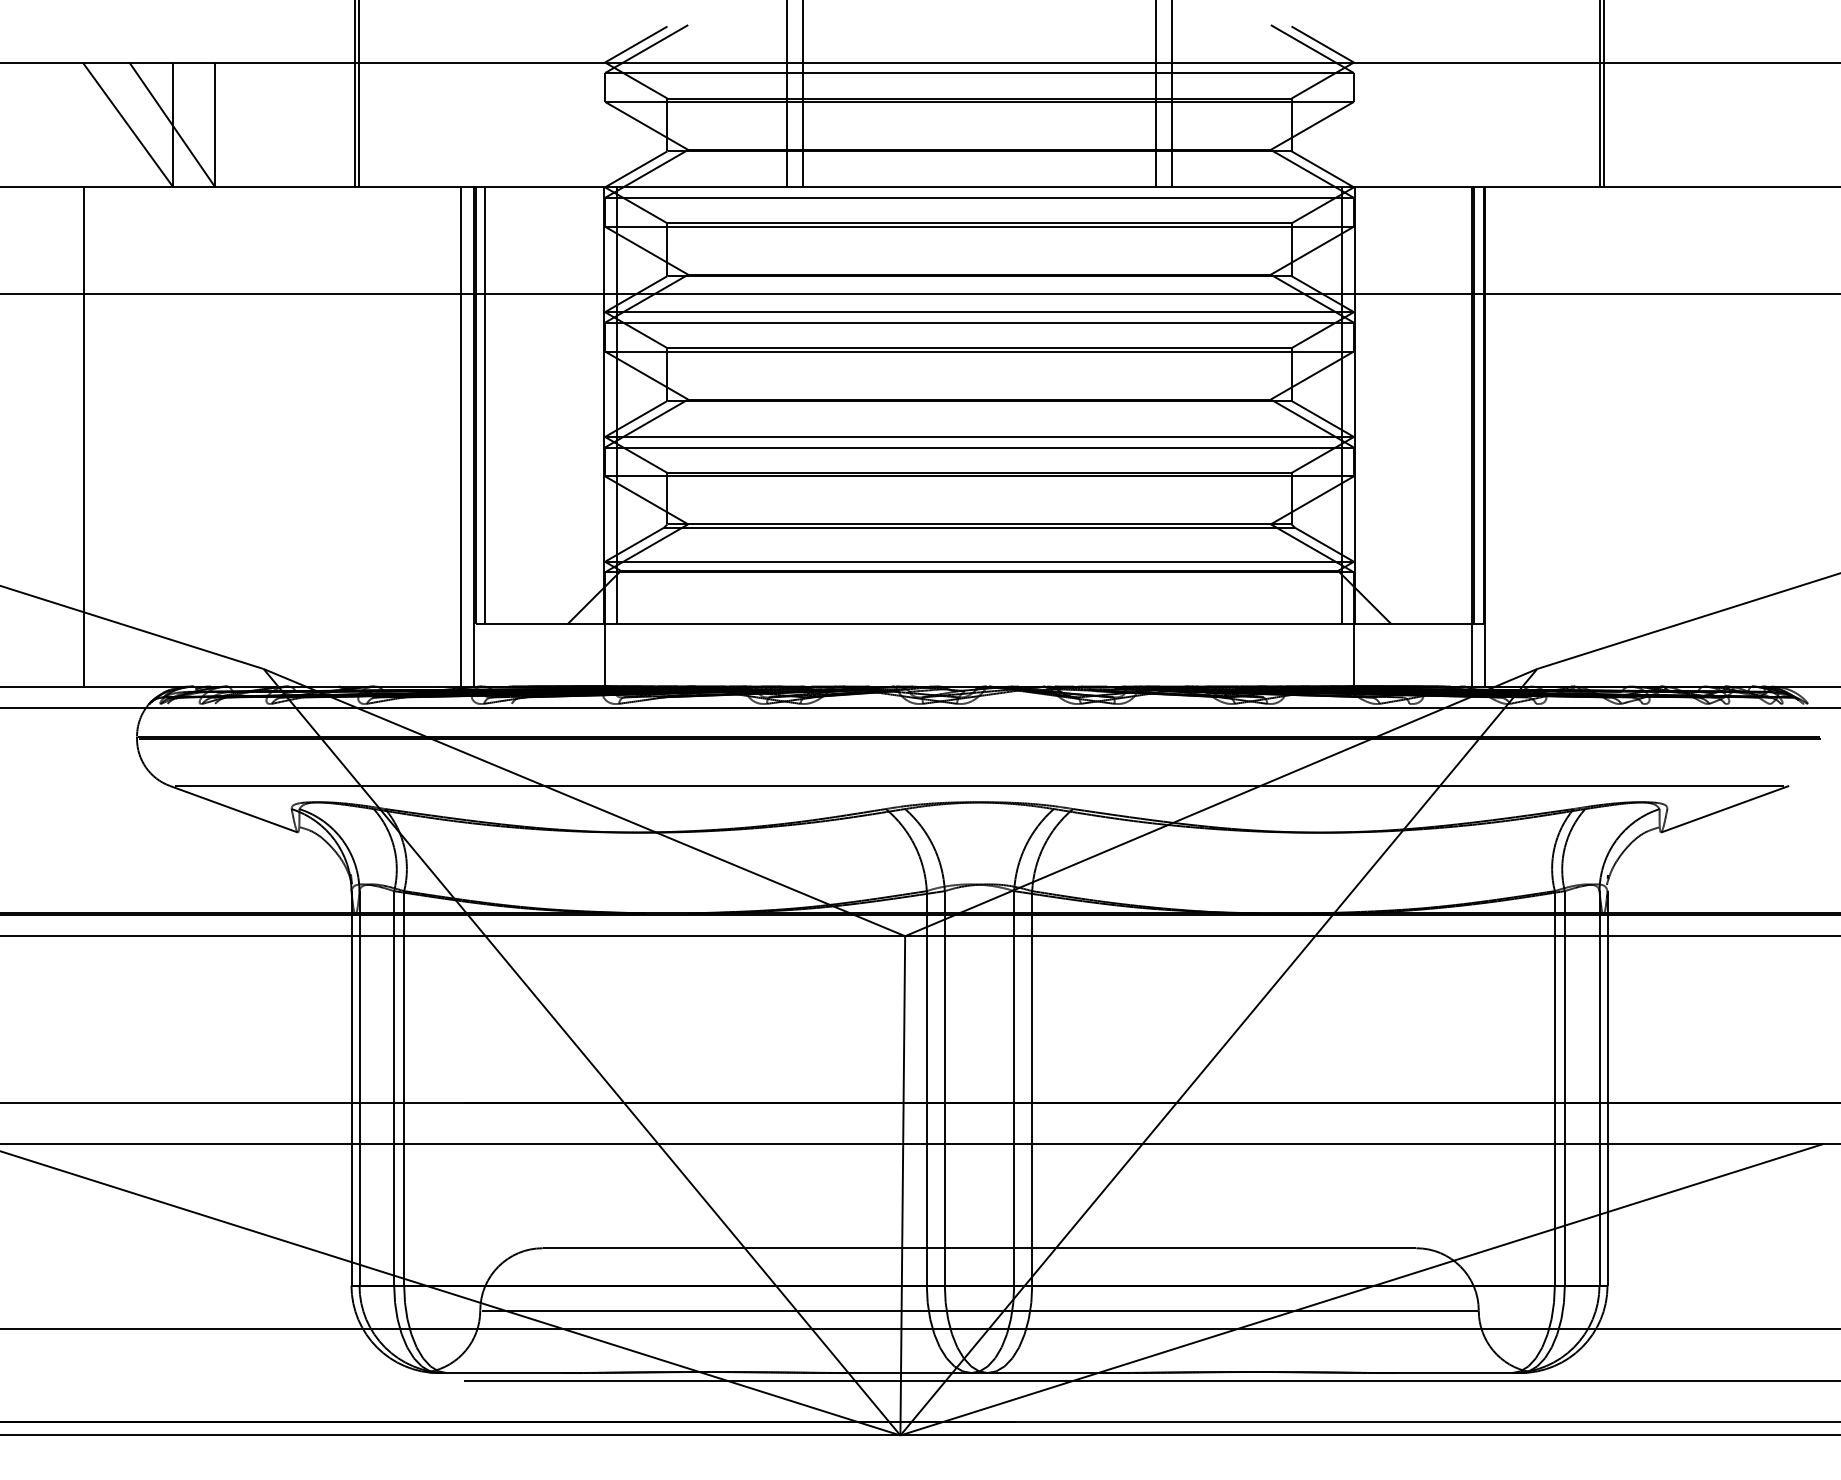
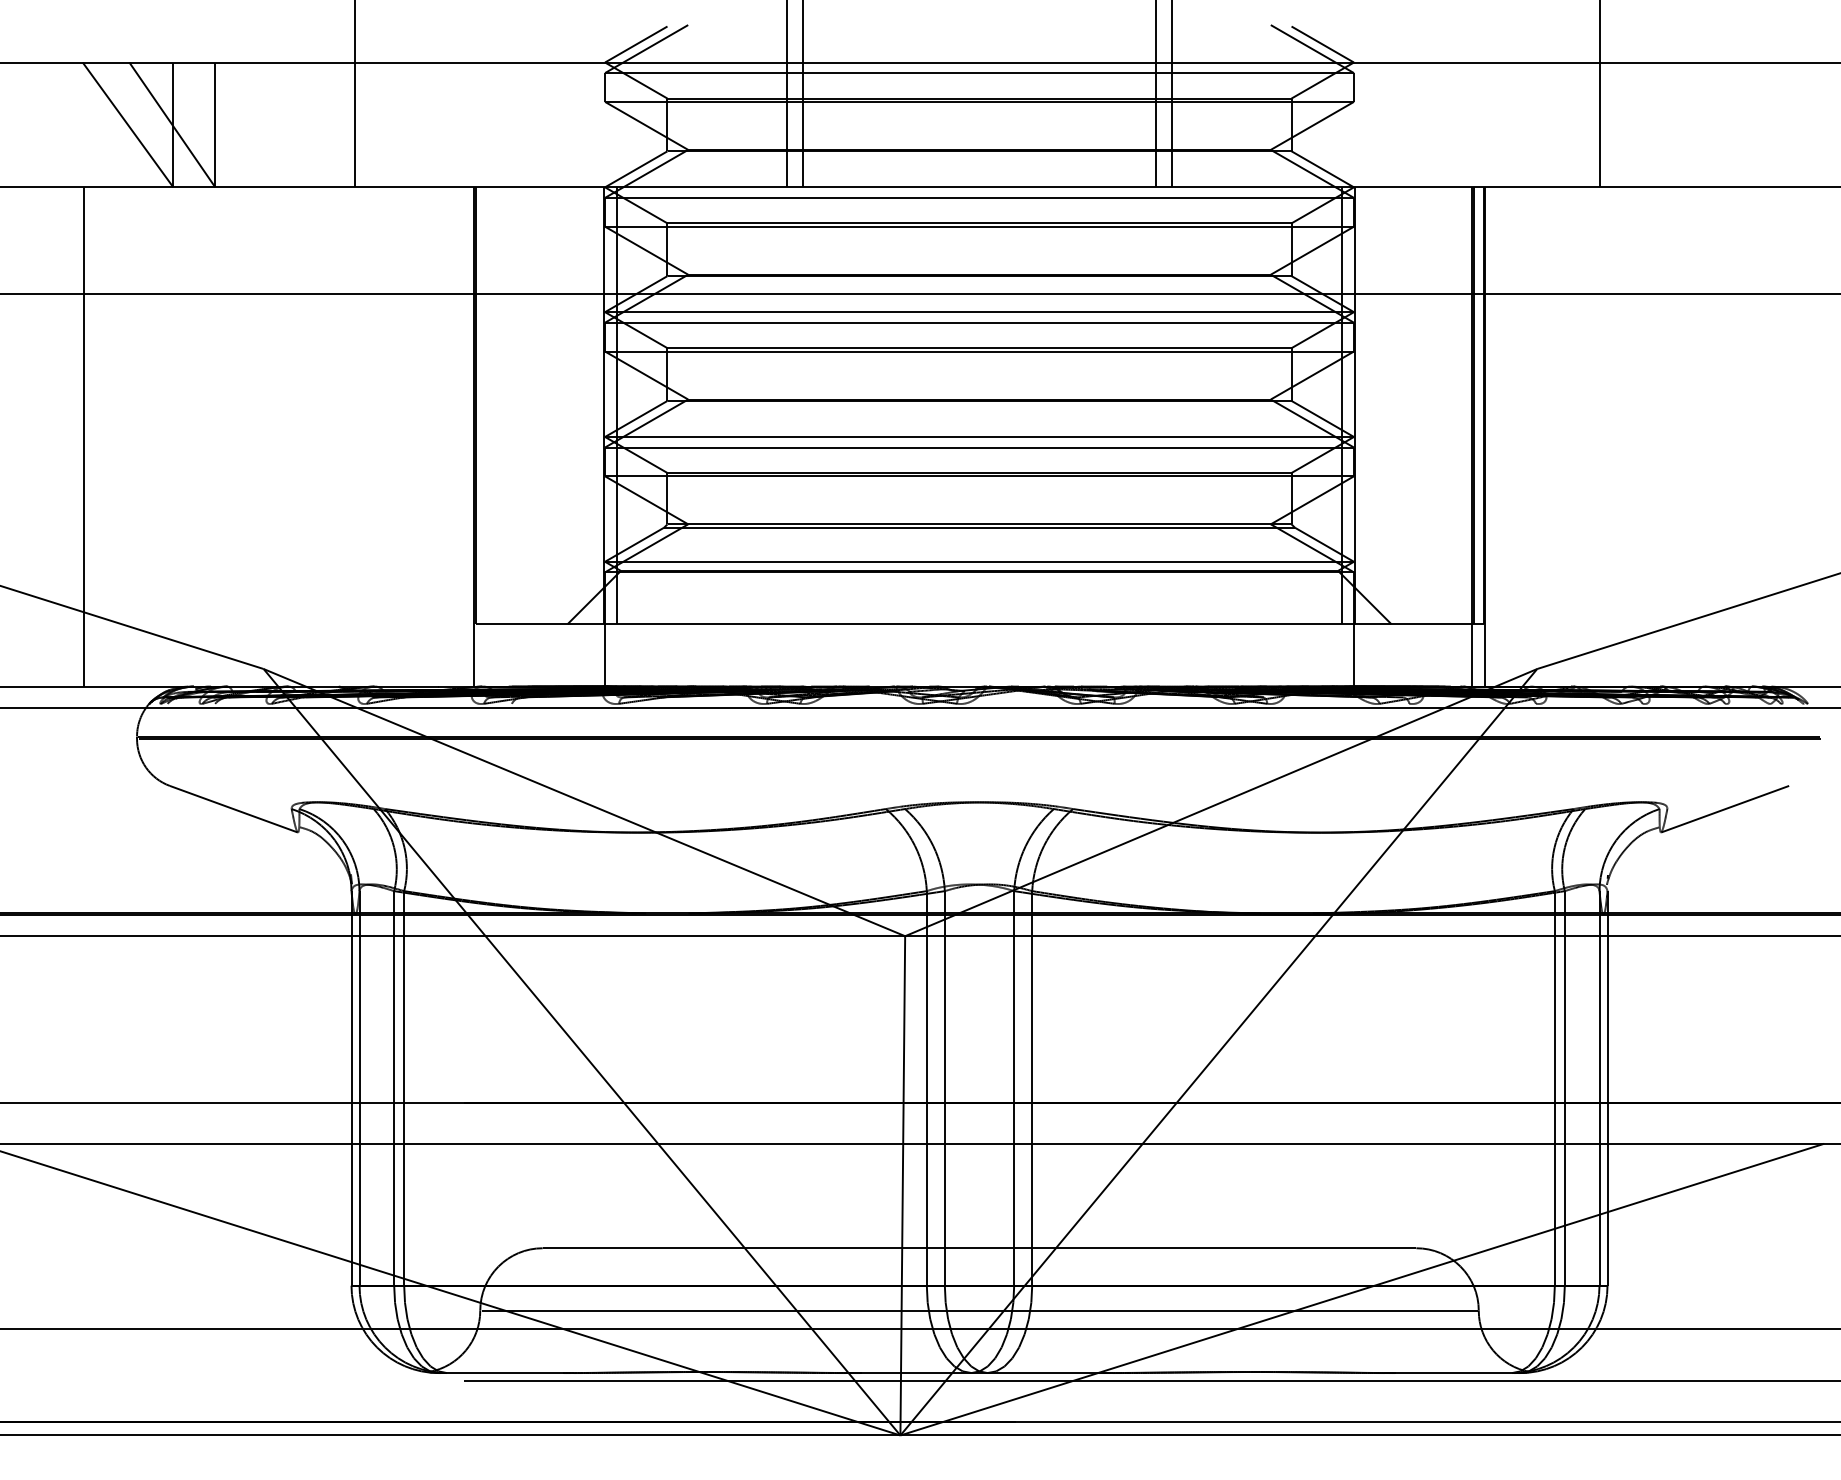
line: present -> none (358, 94)
line: present -> none (1603, 94)
line: present -> none (485, 405)
line: present -> none (461, 436)
line: present -> none (979, 785)
